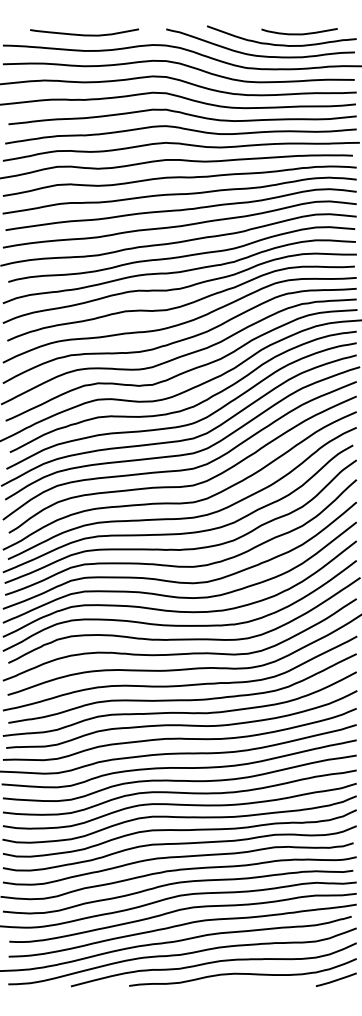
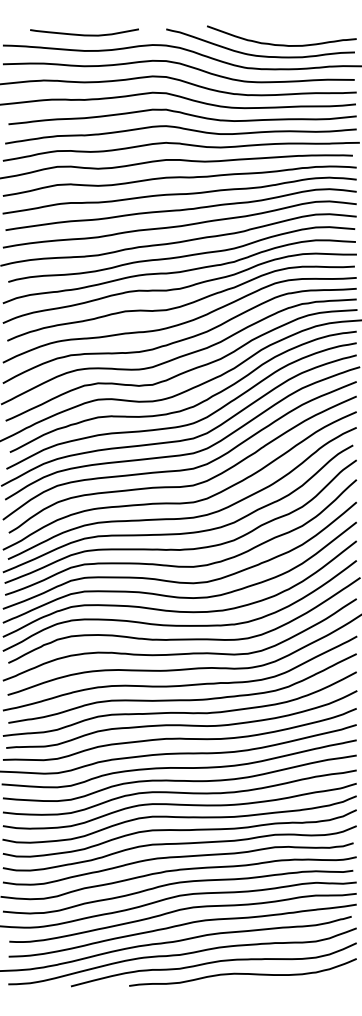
curve: present -> none (299, 33)
line: present -> none (335, 979)
